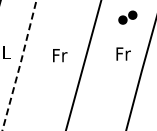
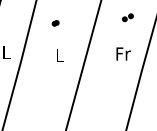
part size: 20x15 px -> 12x10 px (127, 17)
part: none -> present (55, 23)
text: Fr -> L (60, 55)
line: dashed -> solid (20, 64)
